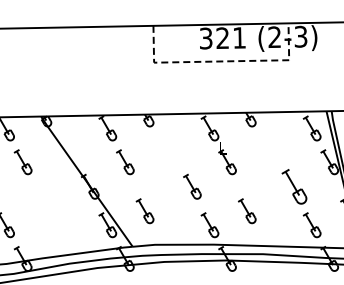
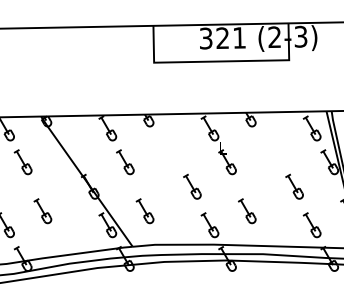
line: dashed -> solid (221, 61)
part size: 27x36 px -> 19x27 px (294, 186)
part: none -> present (42, 211)
